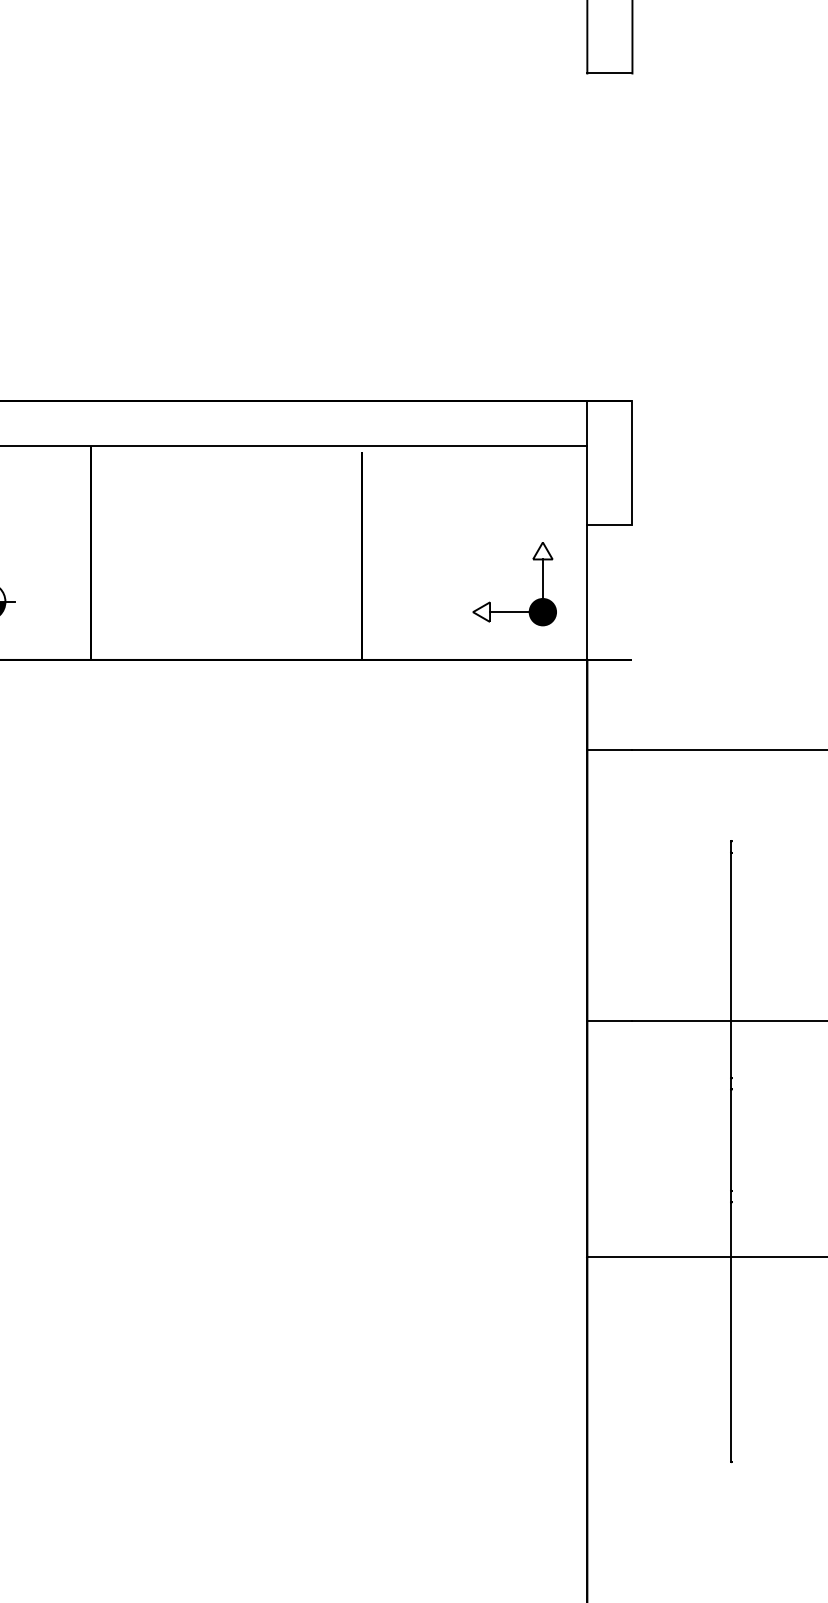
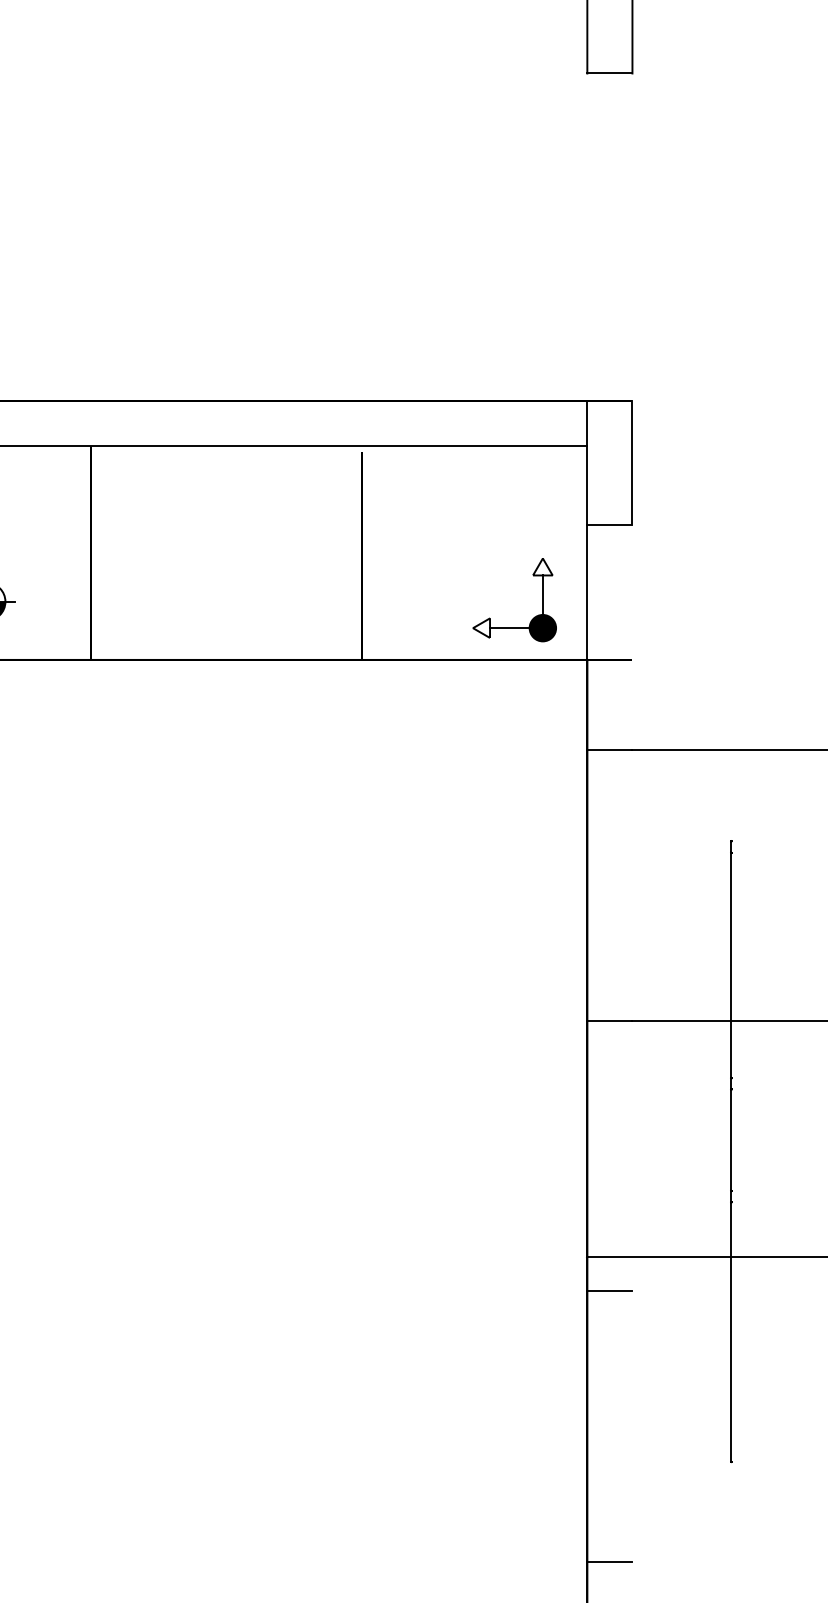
part position: (532, 602) -> (532, 618) (532, 618)
line: none -> present (609, 1291)
line: none -> present (609, 1562)
